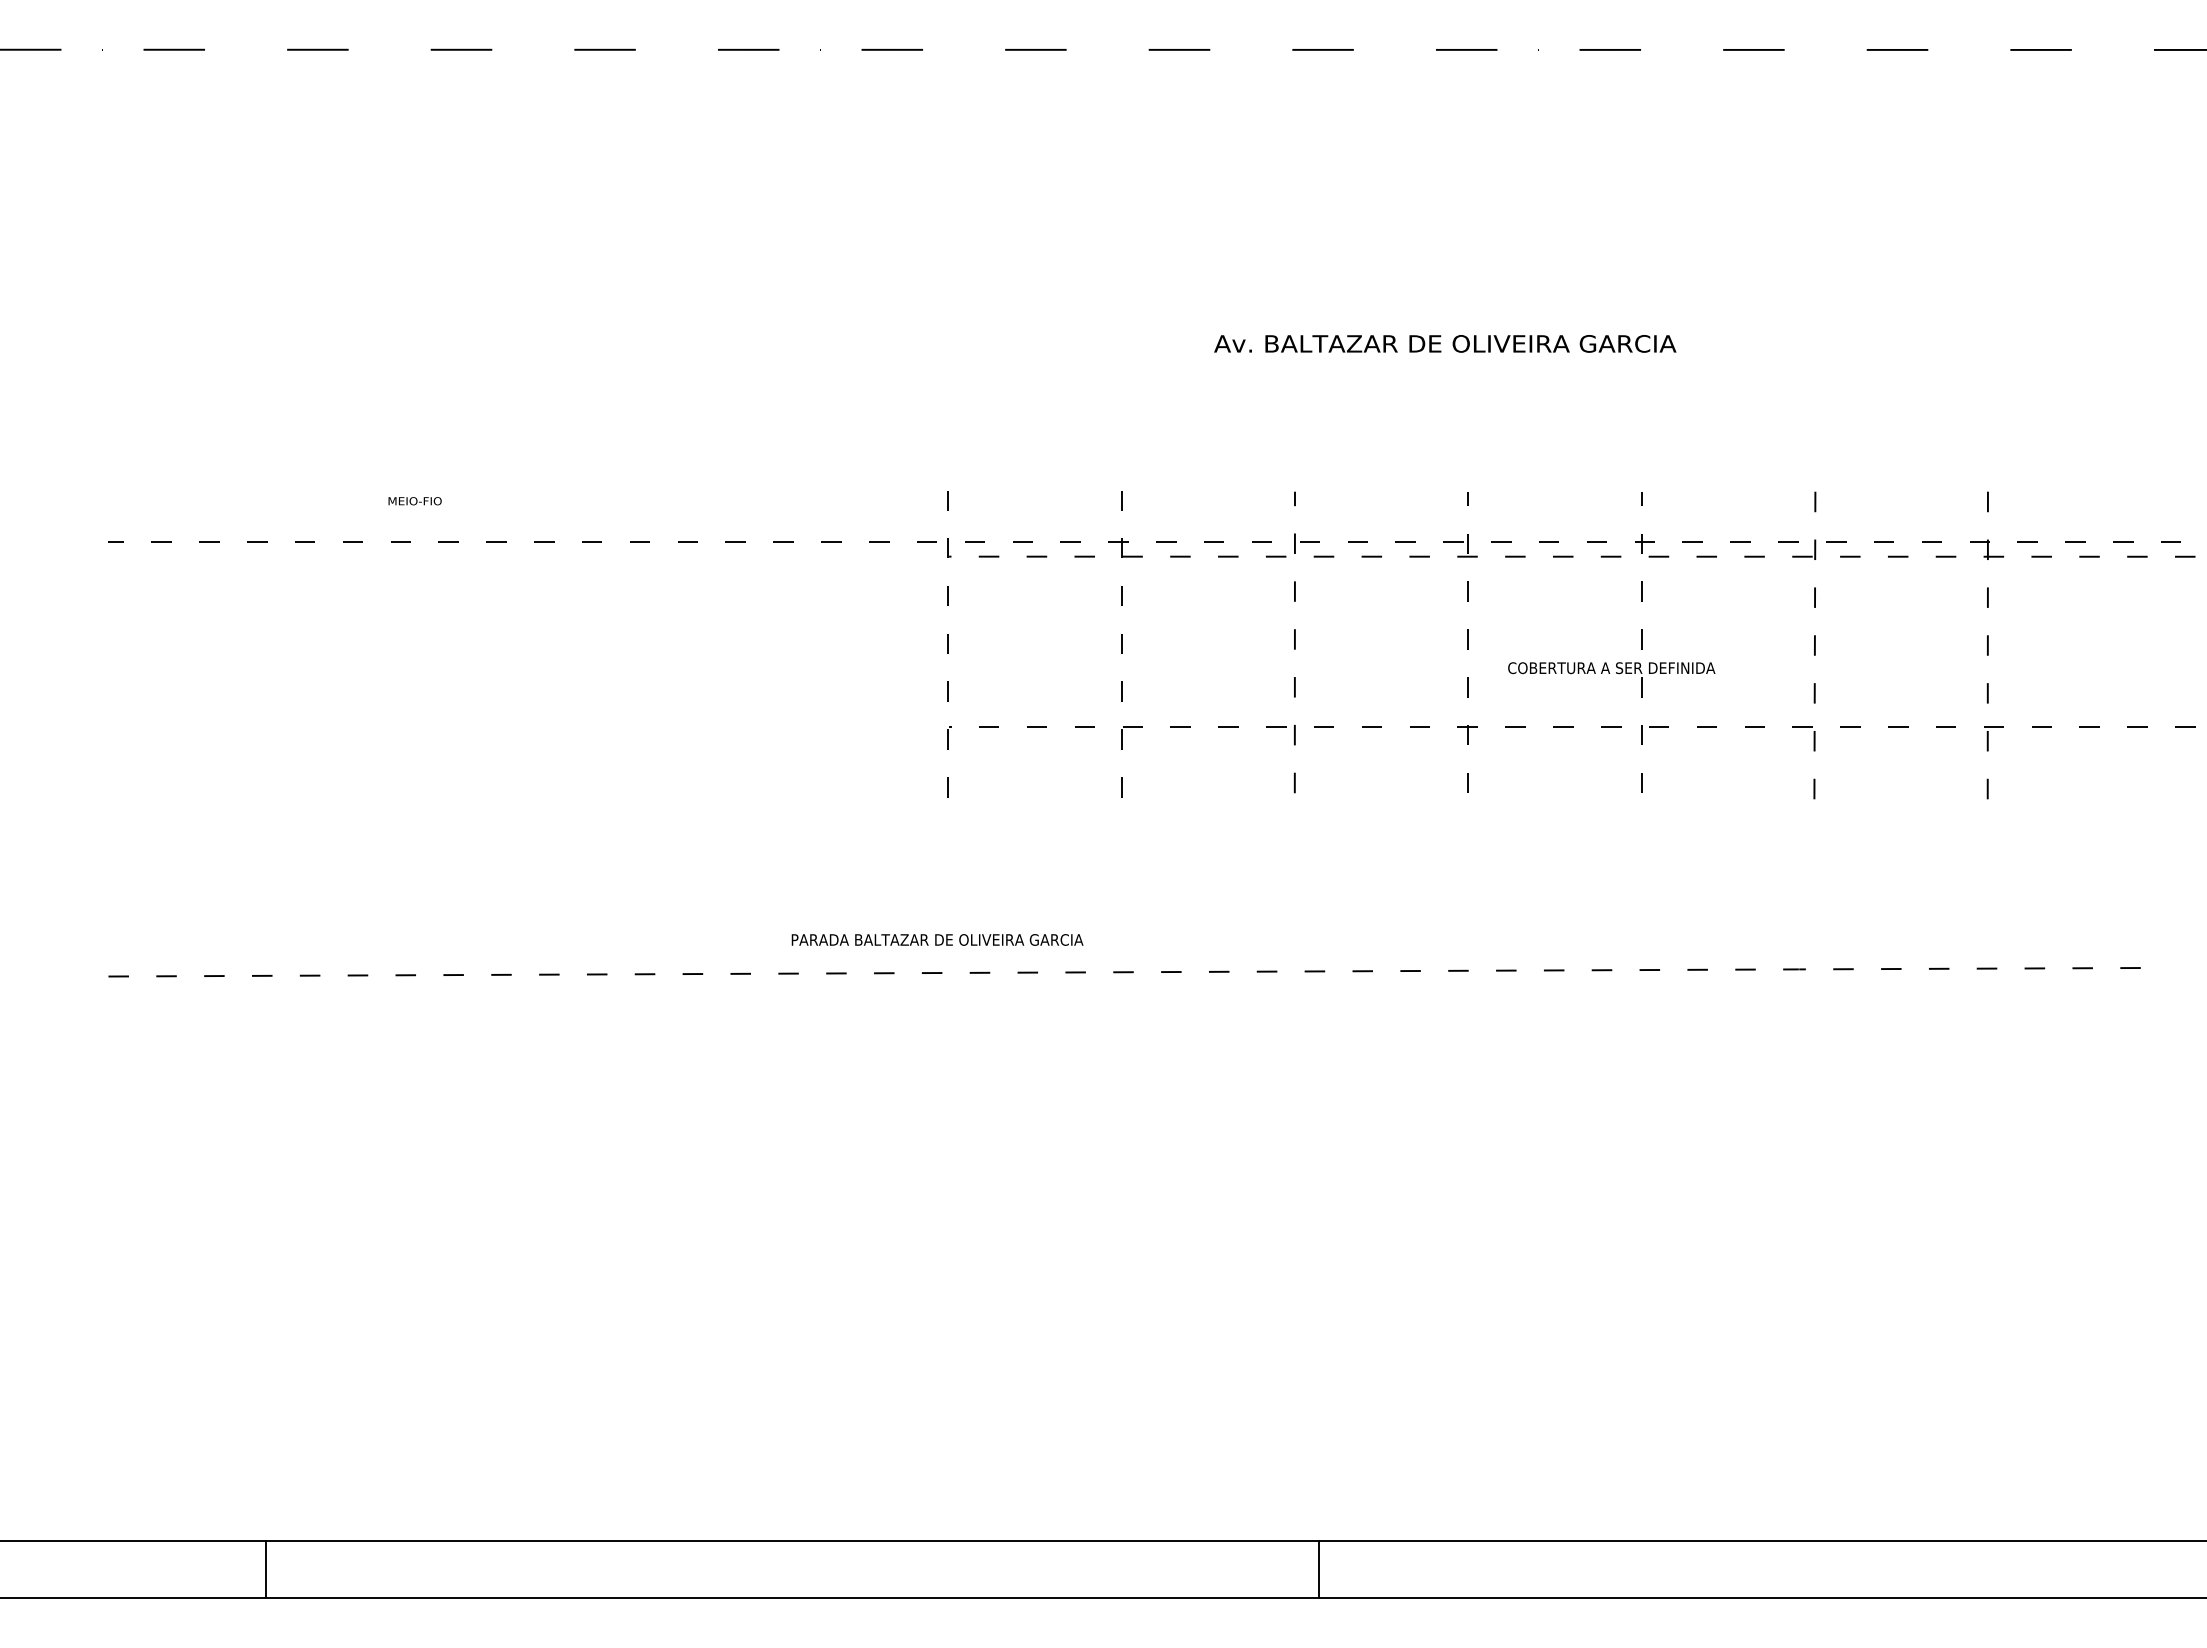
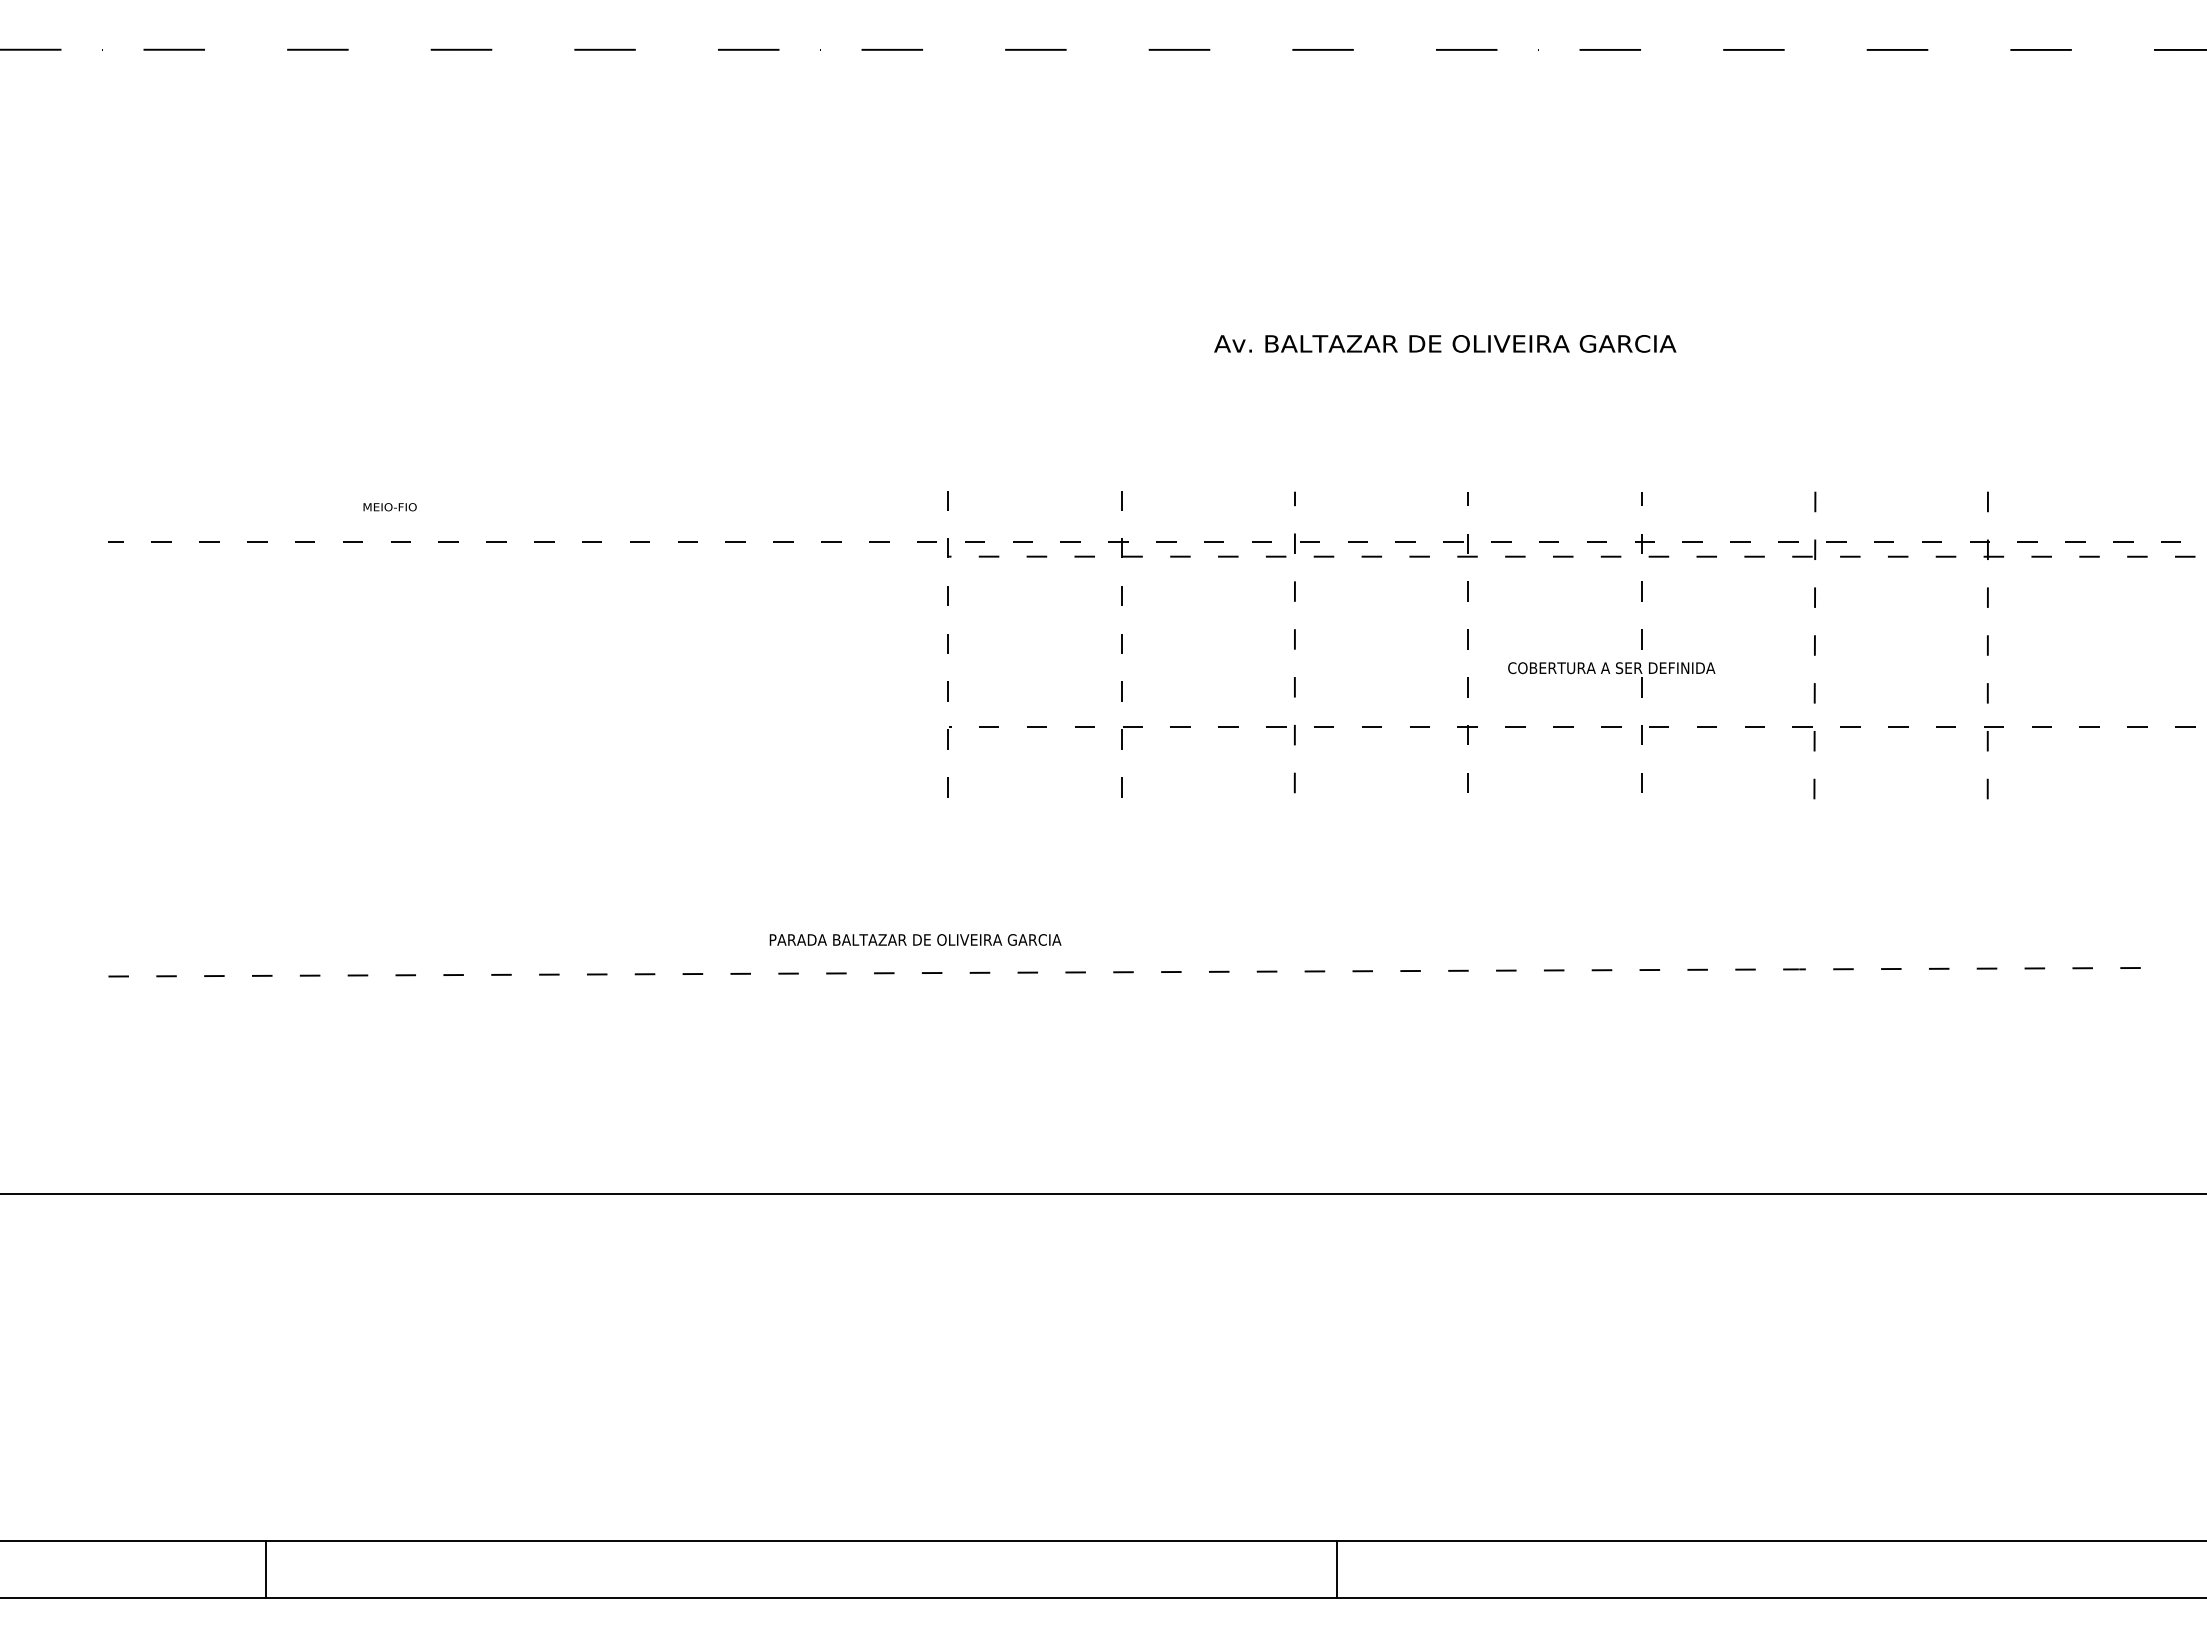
text position: (414, 501) -> (389, 507) (389, 507)
text position: (937, 939) -> (915, 939) (915, 939)
line: none -> present (1102, 1193)
line position: (1318, 1569) -> (1336, 1569) (1336, 1569)
